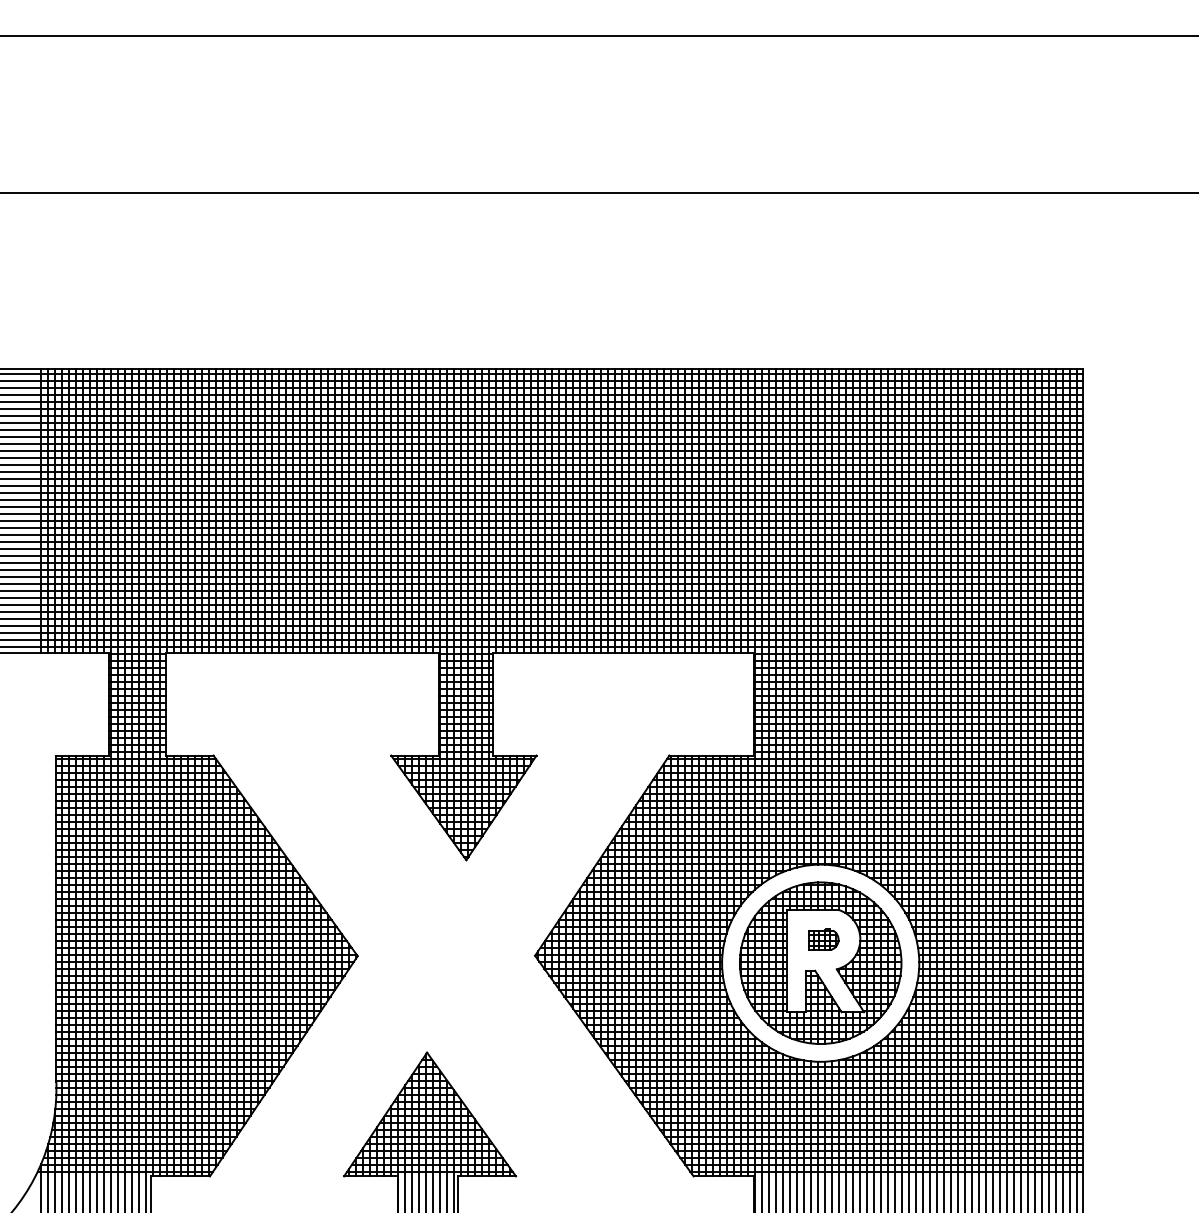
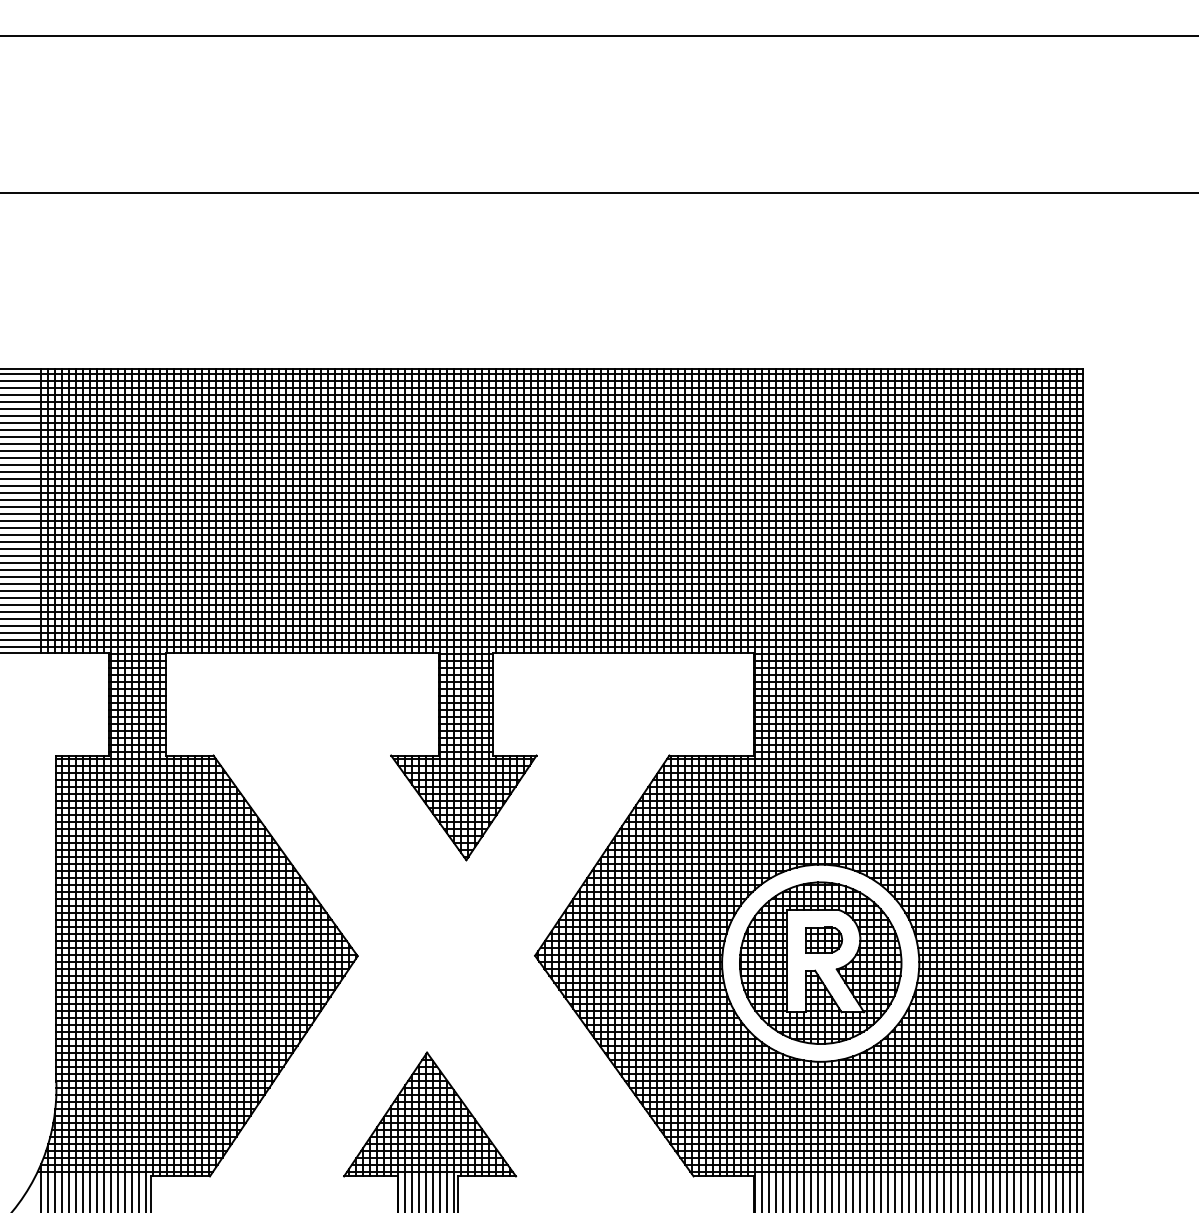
part size: 32x23 px -> 39x28 px (824, 939)
